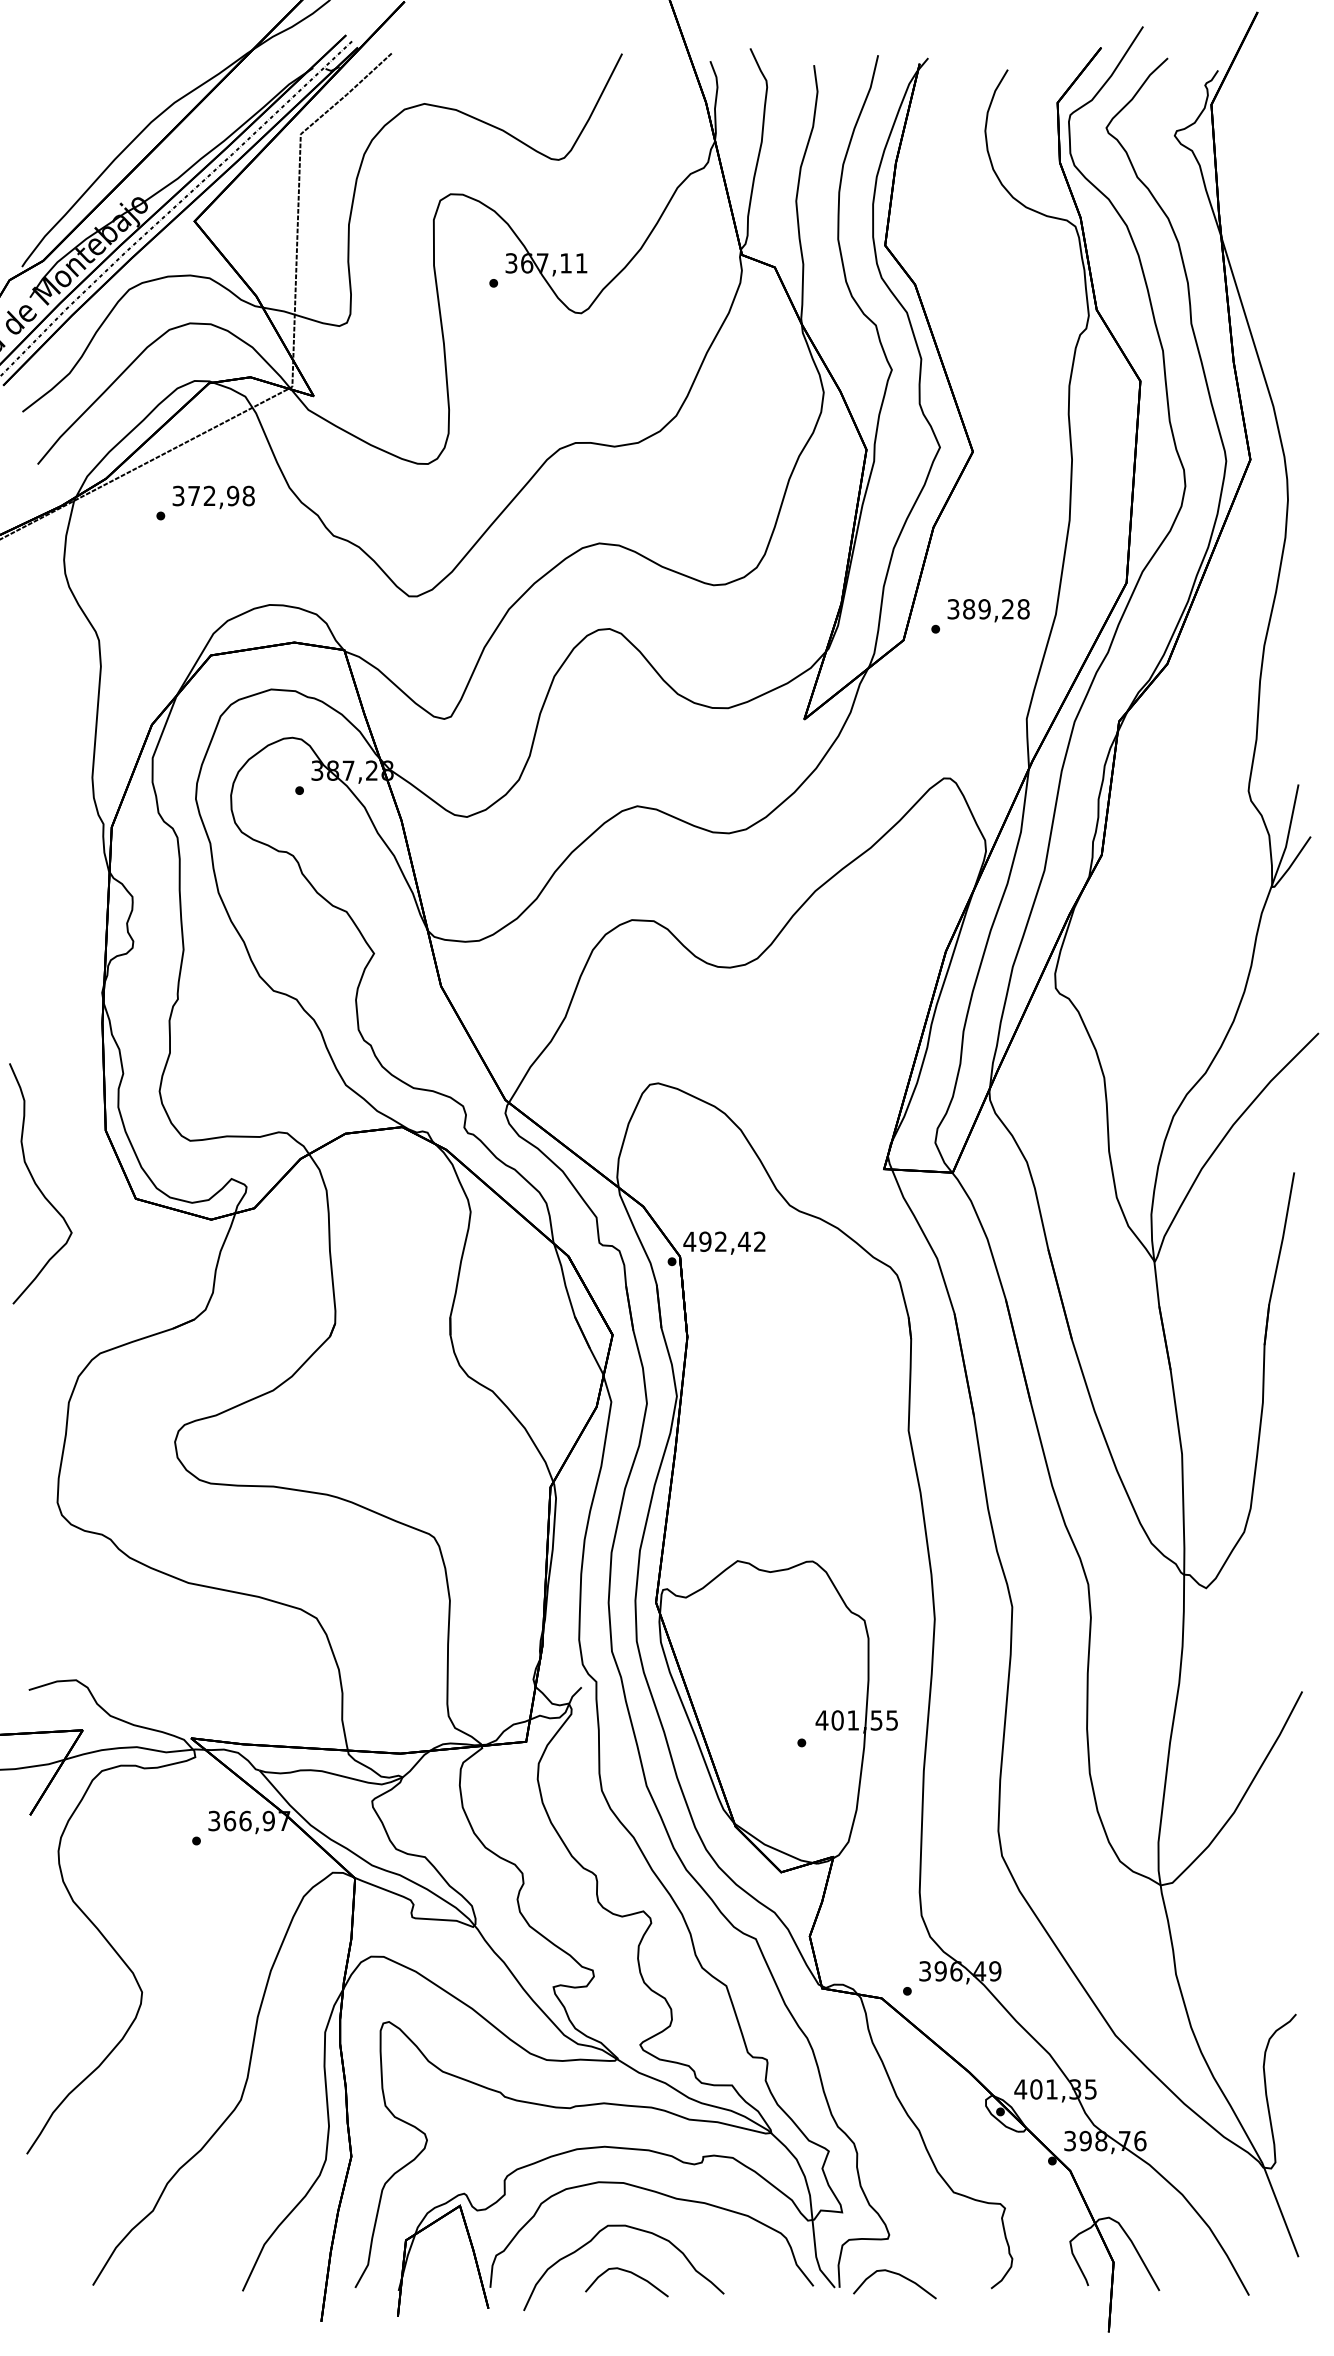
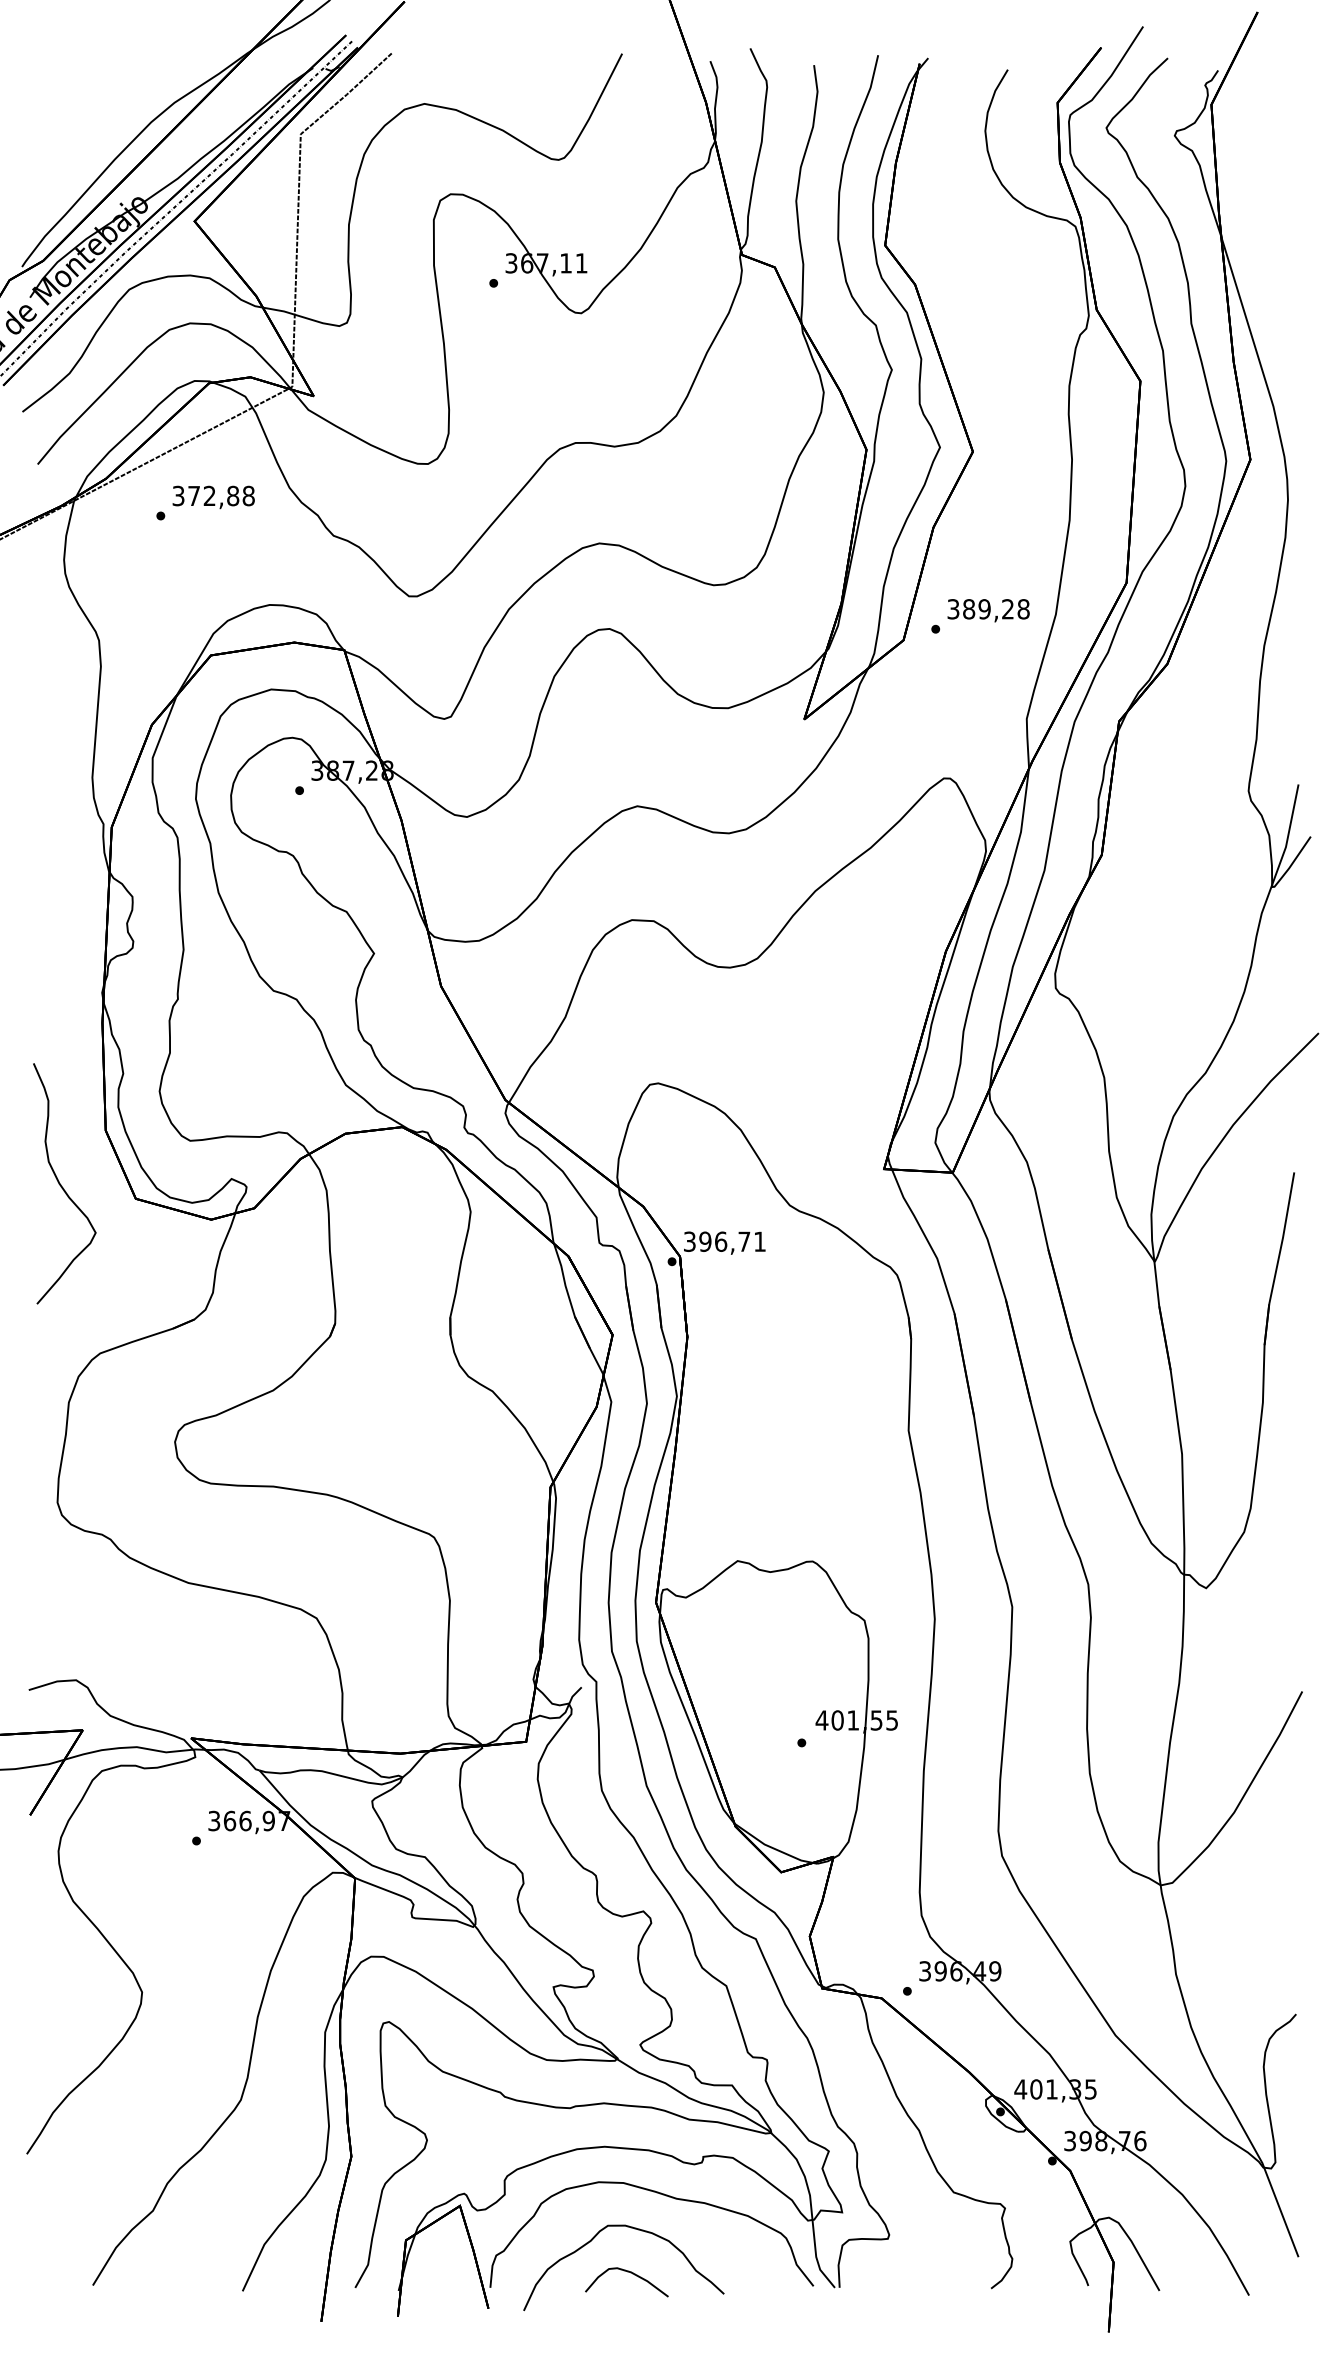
text: 372,98 -> 372,88 (233, 496)
curve position: (37, 1184) -> (61, 1184) (61, 1184)
text: 492,42 -> 396,71 (724, 1241)
curve: present -> none (898, 2275)
